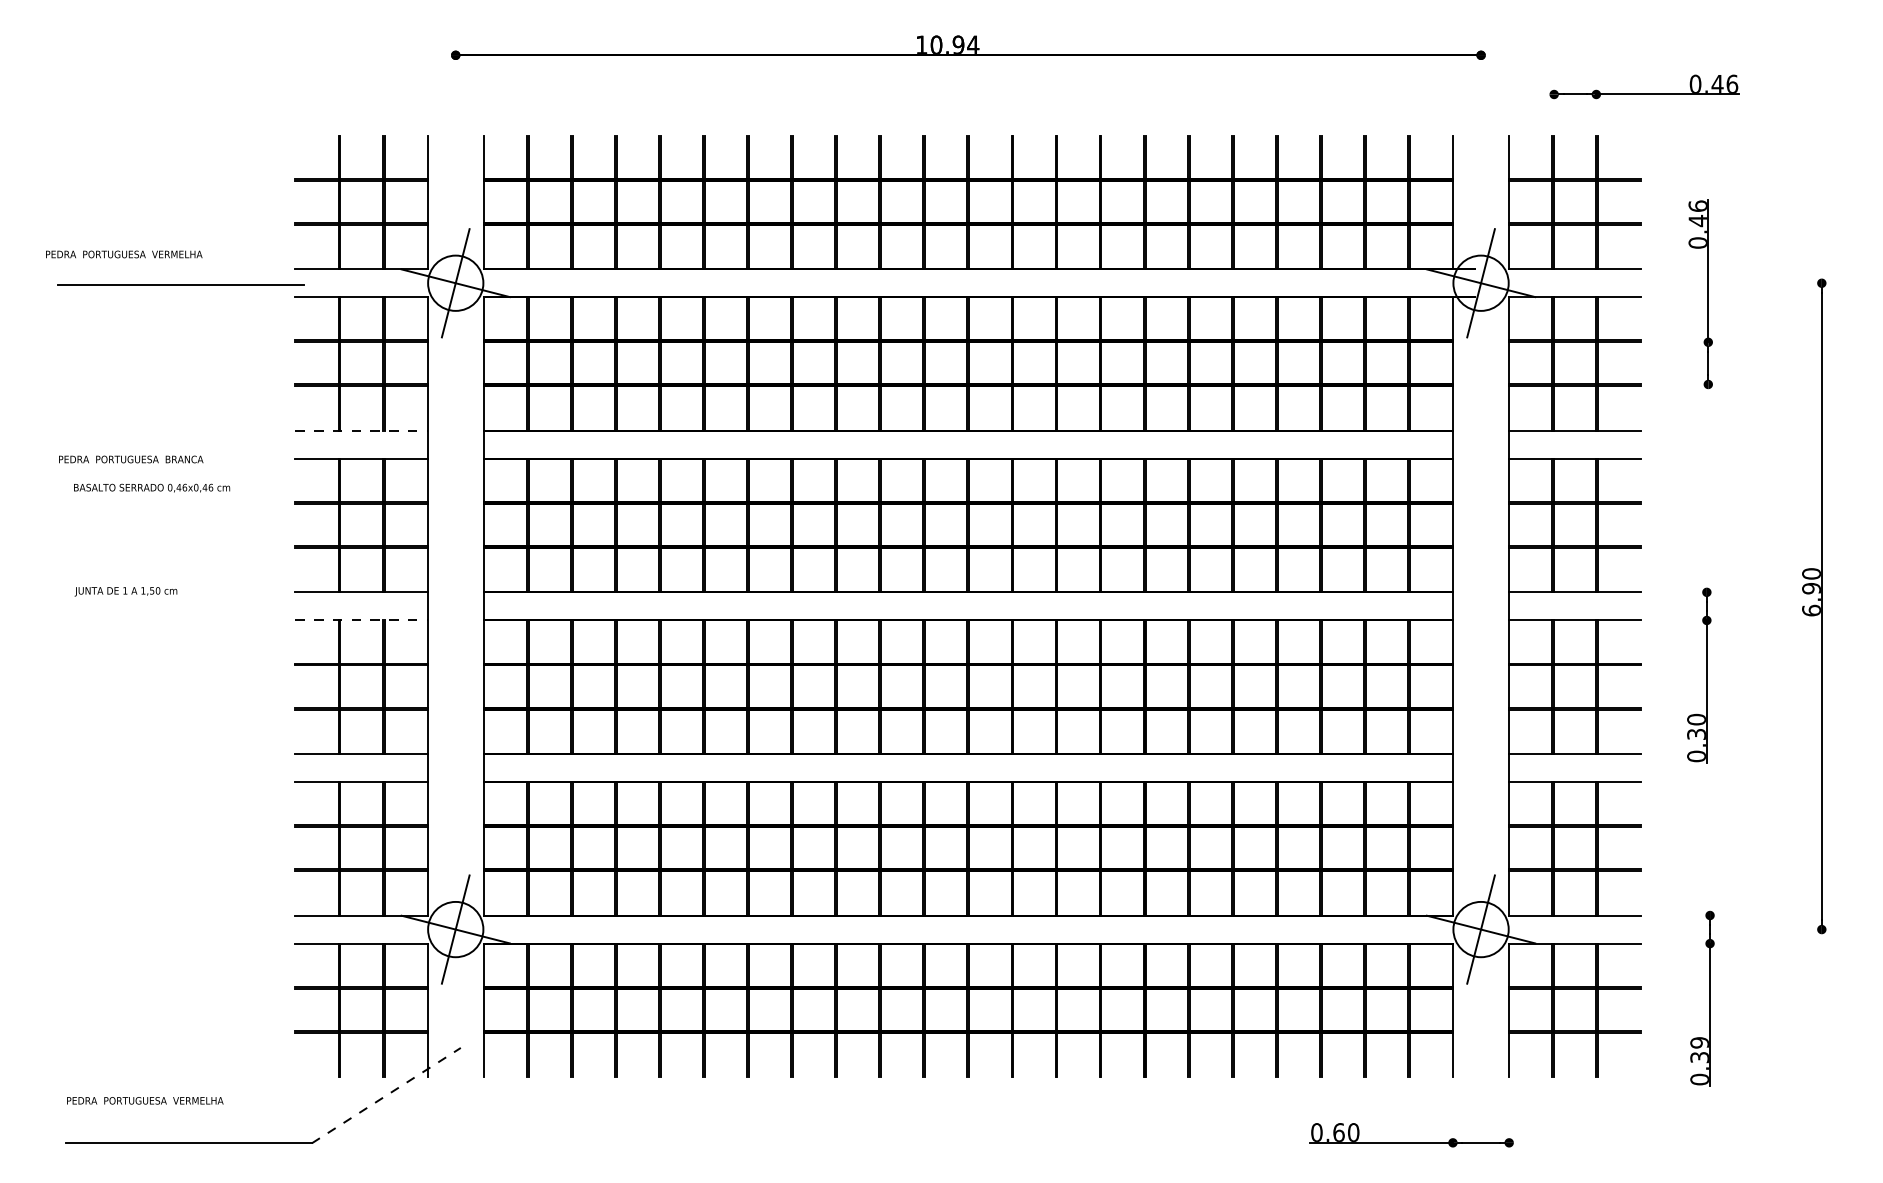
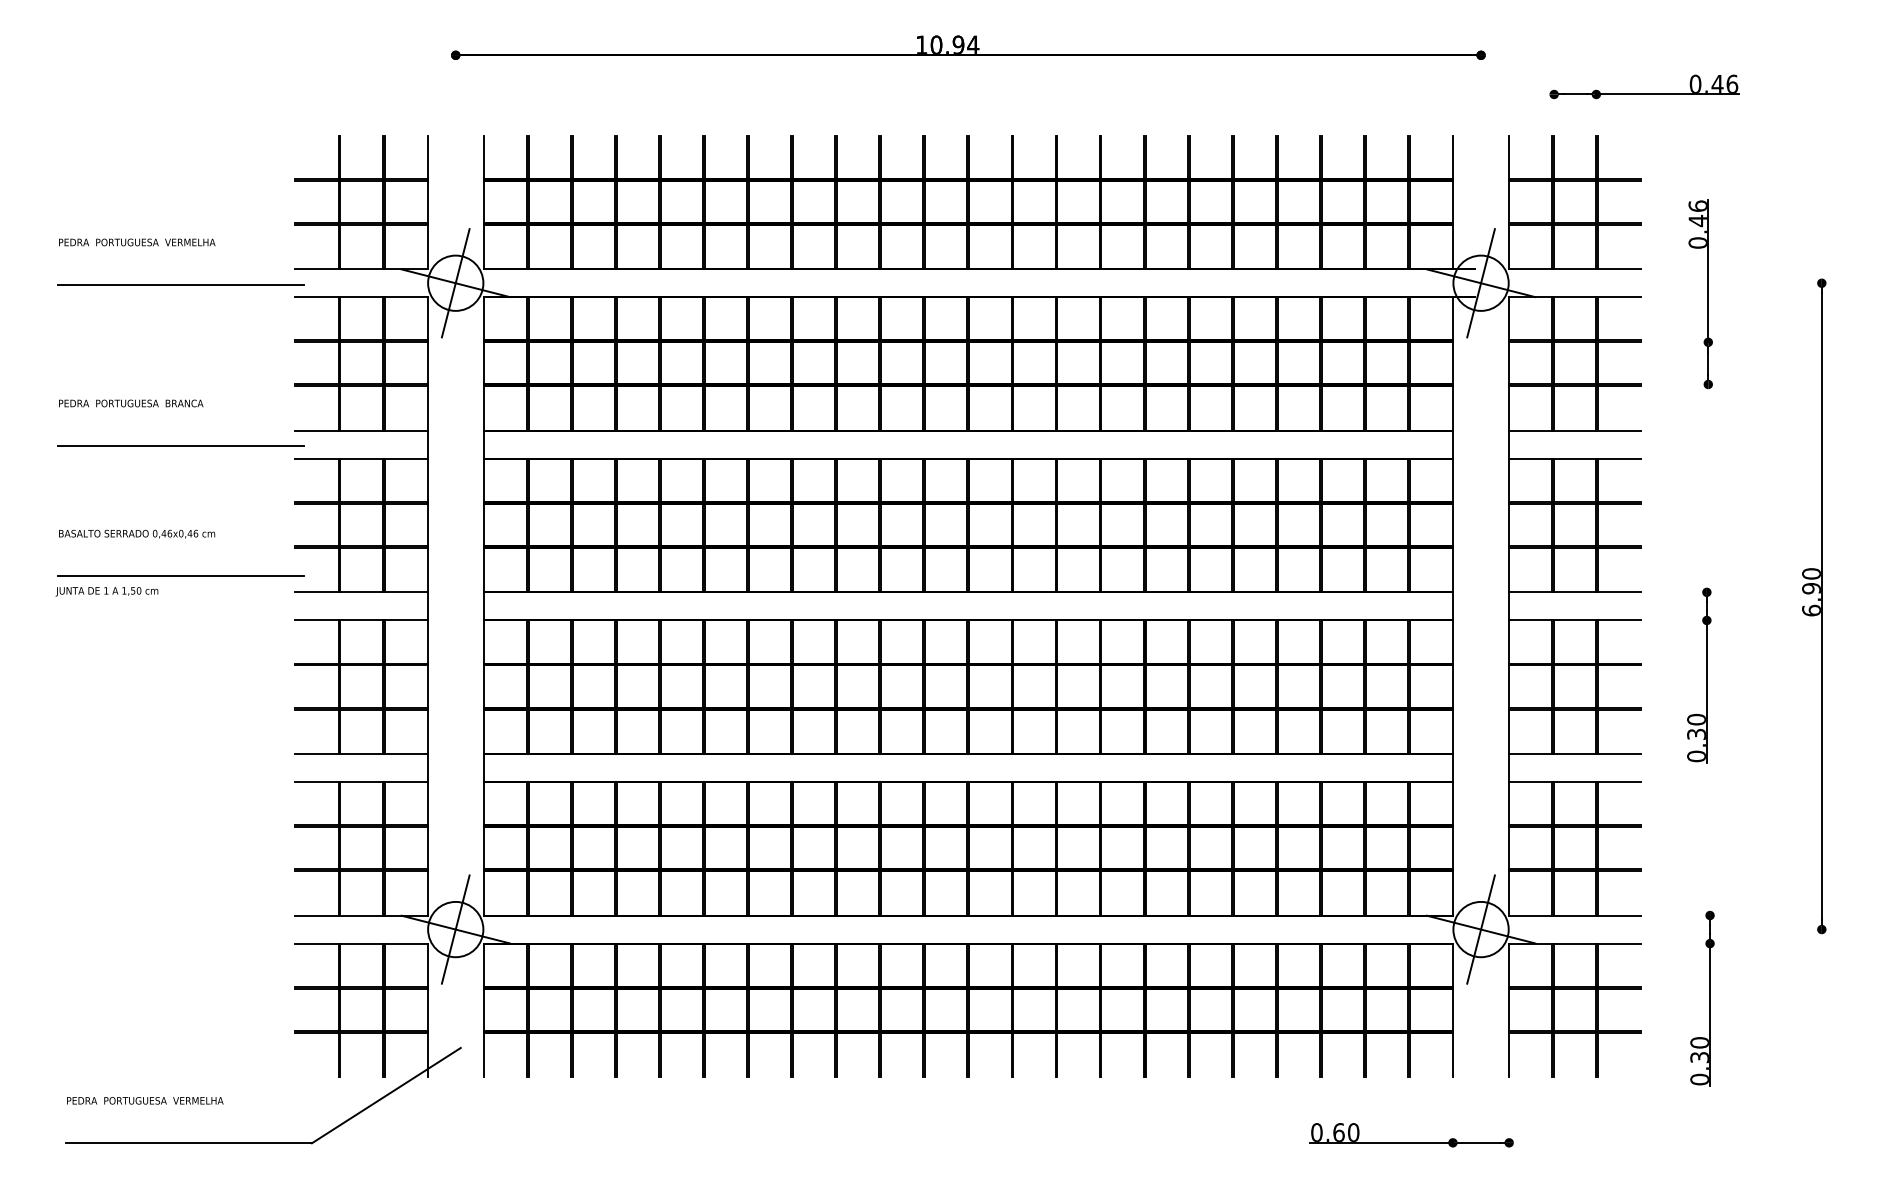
text position: (124, 254) -> (137, 242) (137, 242)
line: dashed -> solid (362, 430)
line: none -> present (180, 445)
text position: (131, 459) -> (131, 403) (131, 403)
text position: (152, 487) -> (137, 533) (137, 533)
line: none -> present (180, 576)
text position: (125, 591) -> (106, 591) (106, 591)
line: dashed -> solid (362, 620)
text: 0.39 -> 0.30 (1699, 1042)
line: dashed -> solid (386, 1095)
